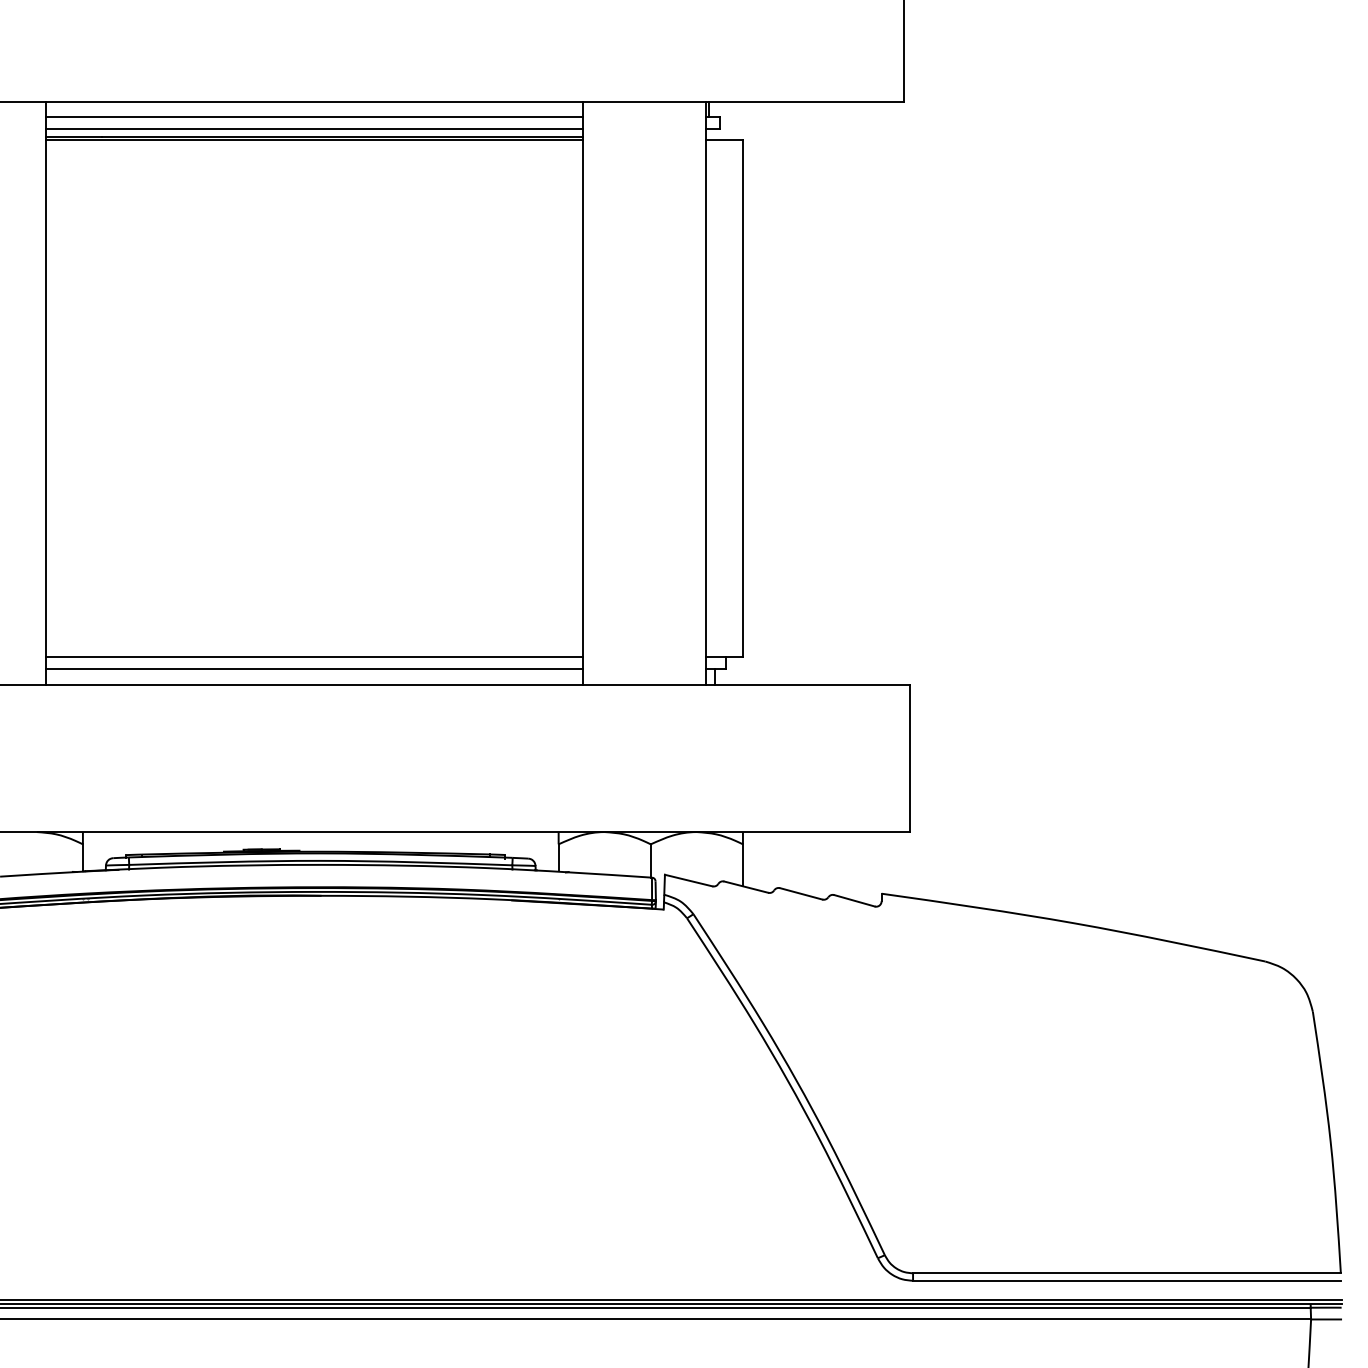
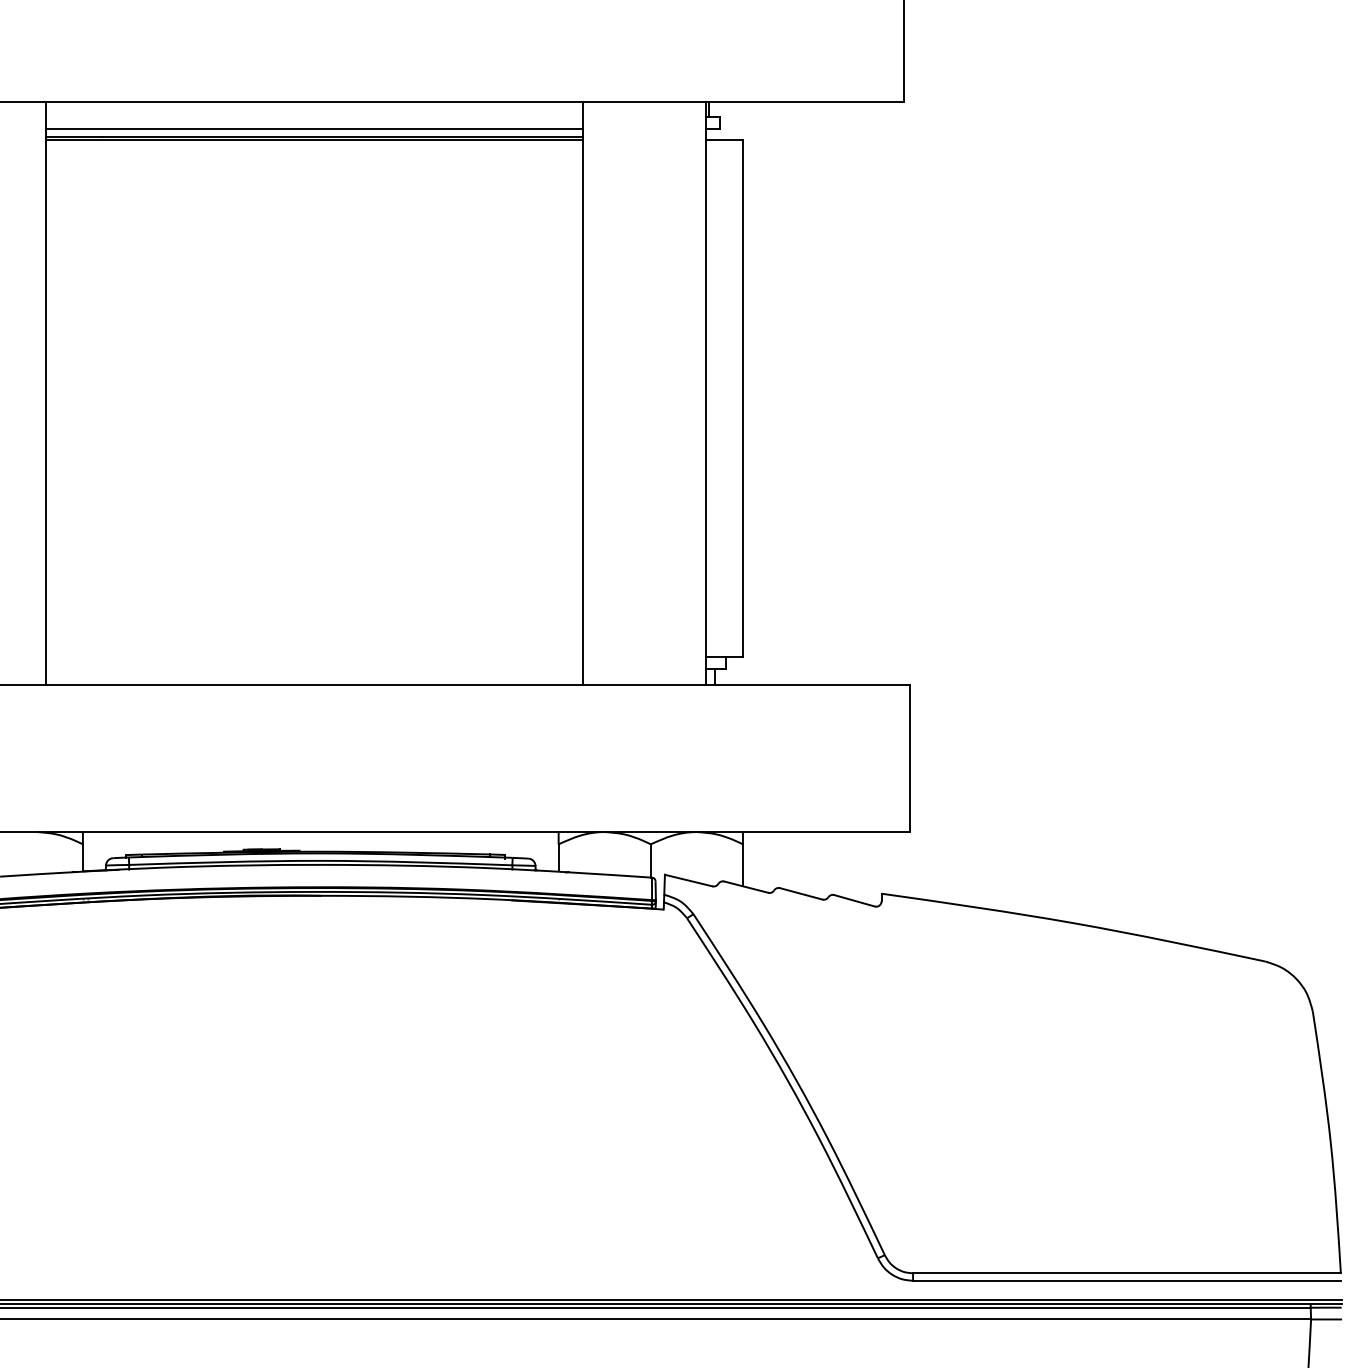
line: present -> none (313, 117)
line: present -> none (314, 656)
line: present -> none (313, 669)
